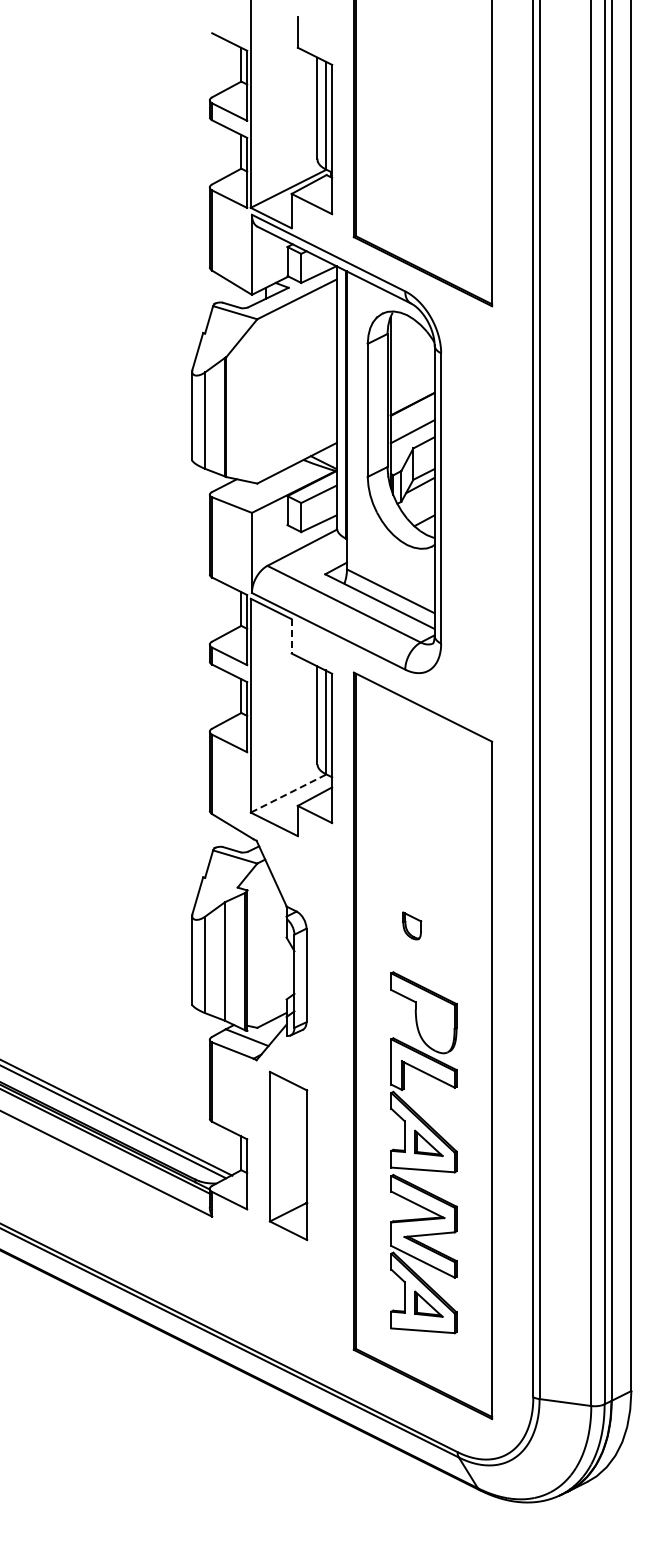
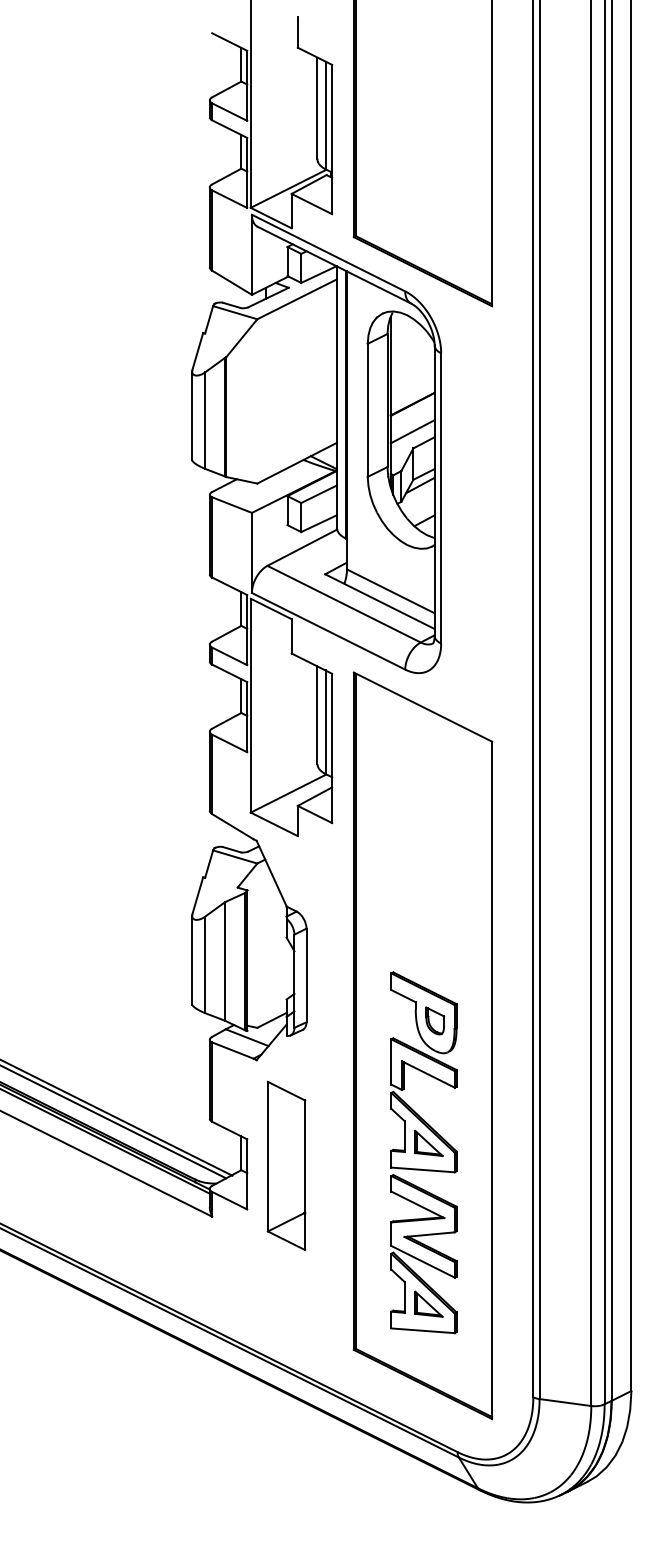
line: dashed -> solid (291, 636)
line: dashed -> solid (287, 793)
part position: (412, 925) -> (435, 1020) (435, 1020)
part position: (288, 1155) -> (286, 1165) (286, 1165)
